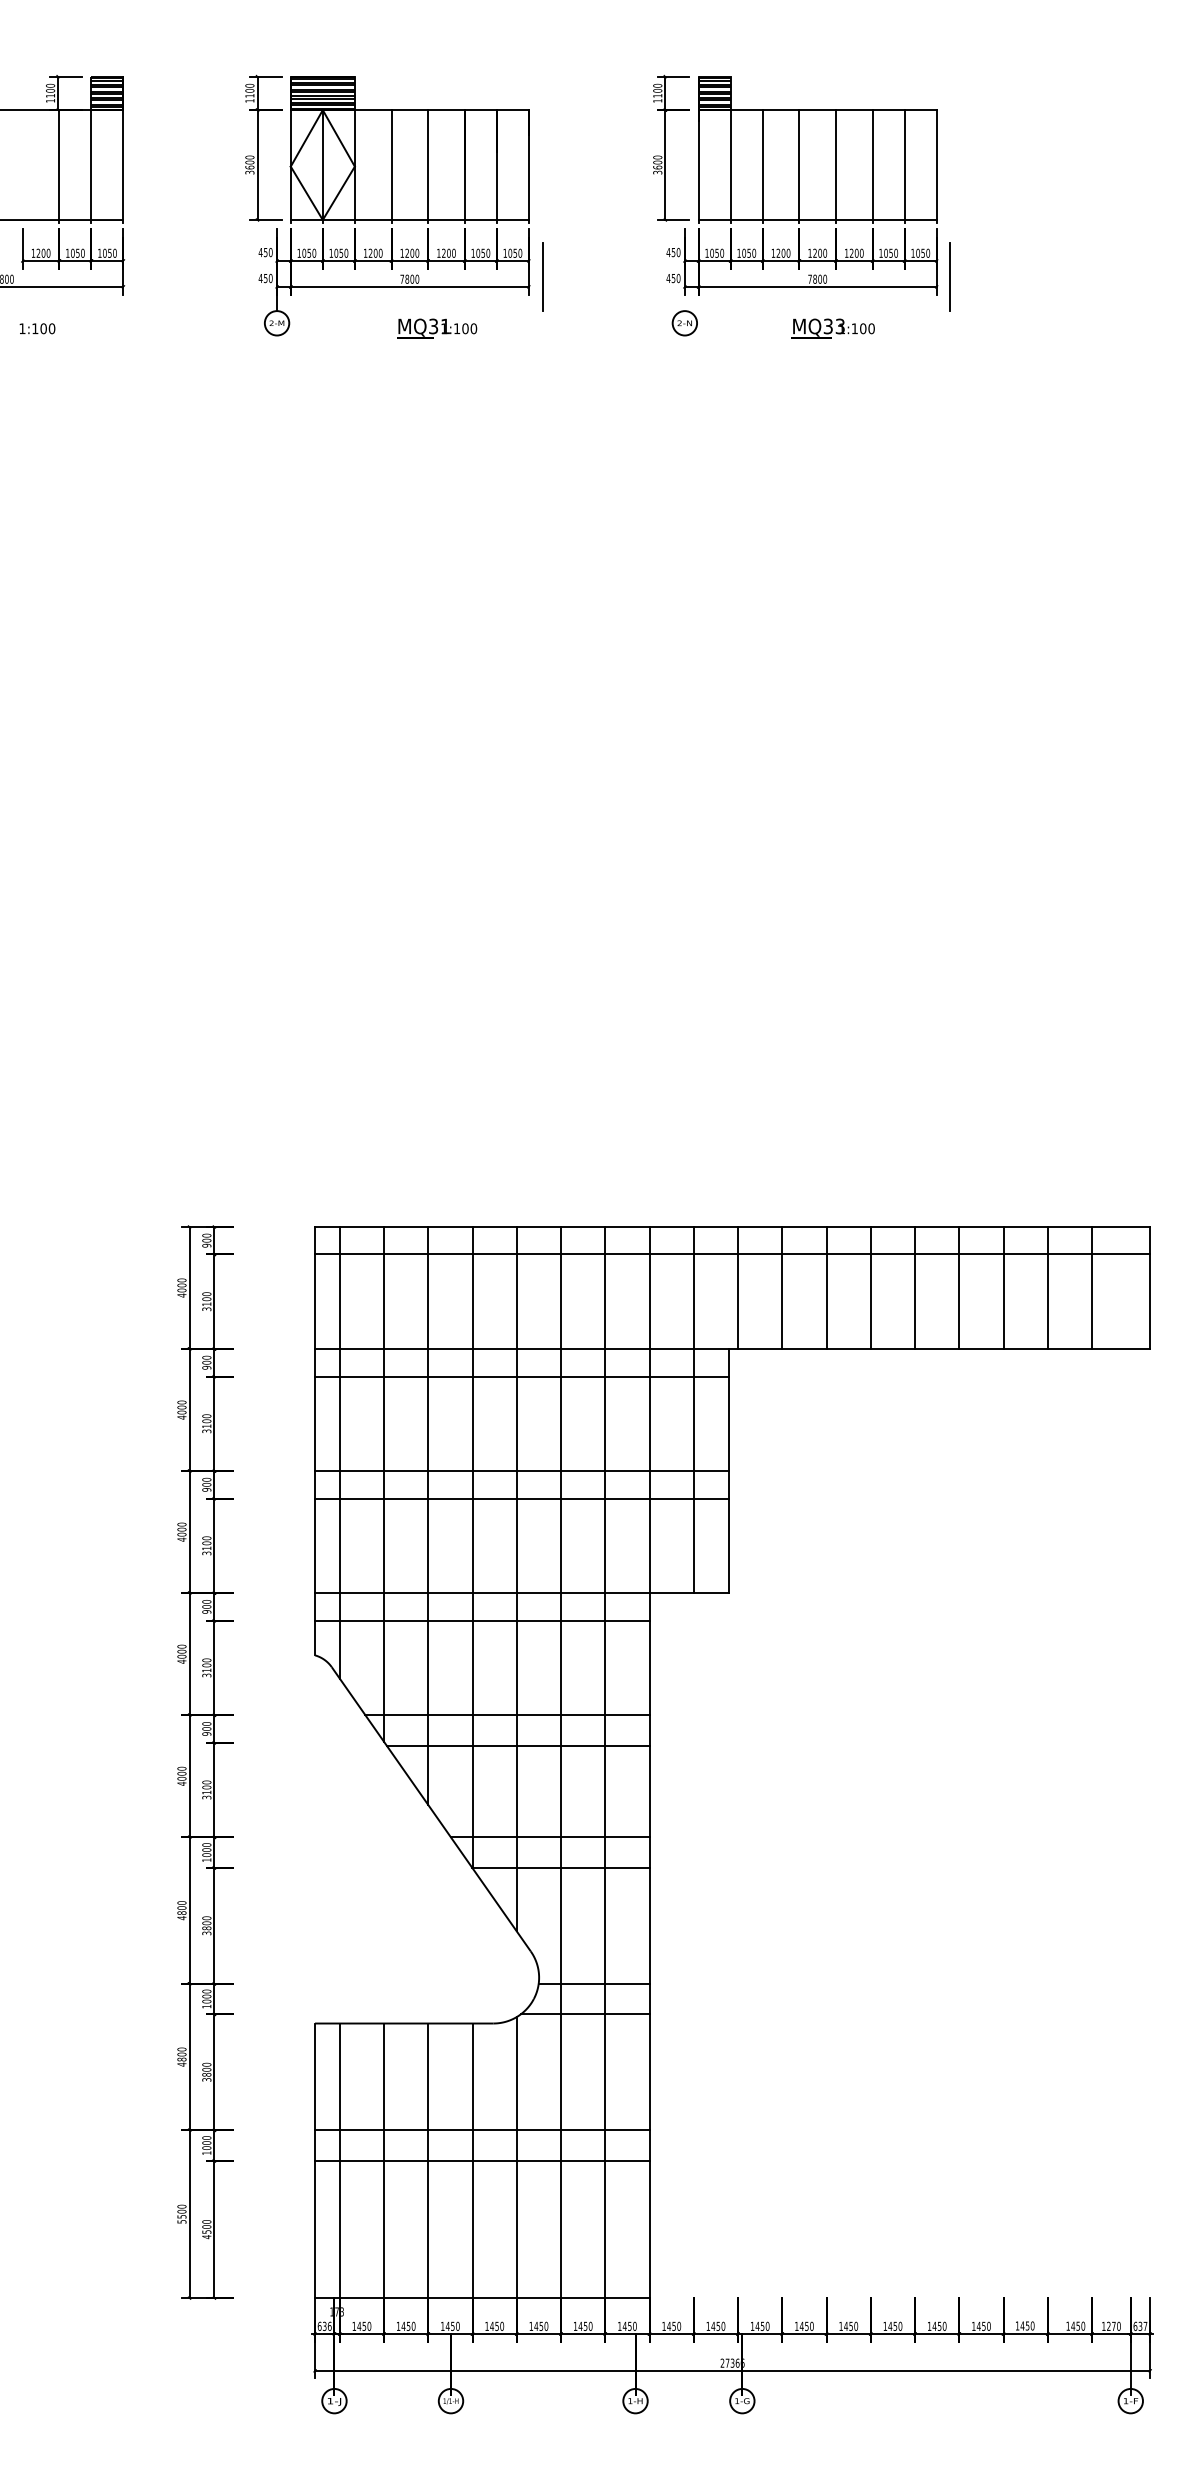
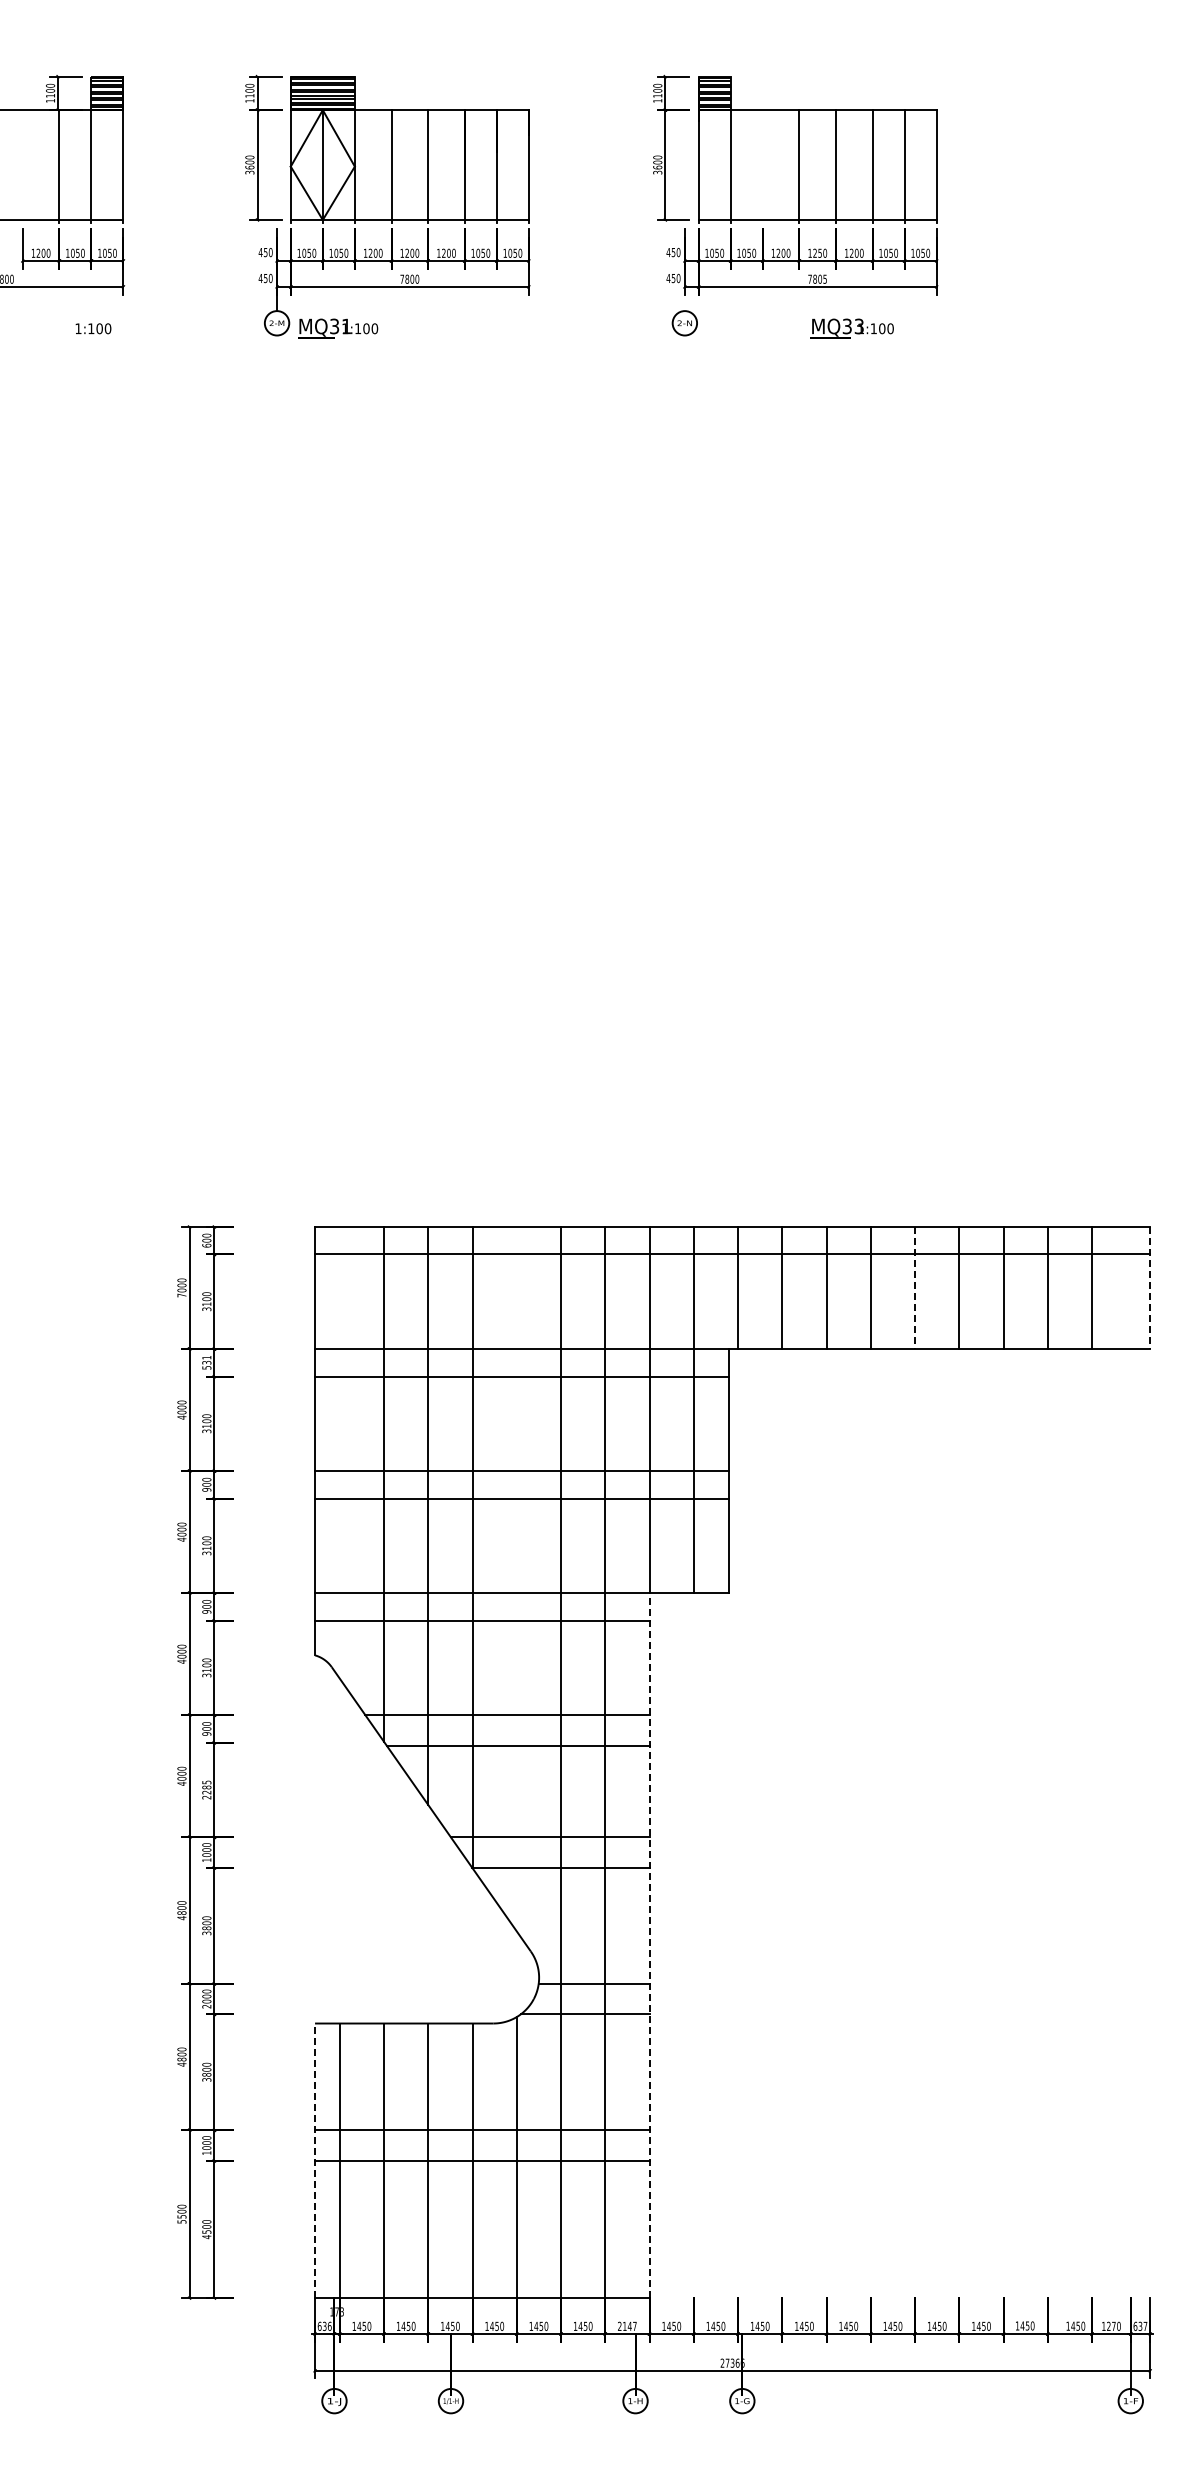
line: present -> none (762, 166)
text: 1200 -> 1250 (820, 252)
line: present -> none (542, 276)
line: present -> none (949, 276)
text: 7800 -> 7805 (825, 278)
text position: (37, 328) -> (93, 328) (93, 328)
text position: (437, 328) -> (338, 328) (338, 328)
text position: (832, 328) -> (851, 328) (851, 328)
text: 900 -> 600 (206, 1245)
line: solid -> dashed (915, 1288)
line: solid -> dashed (1150, 1288)
text: 4000 -> 7000 (181, 1295)
text: 900 -> 531 (206, 1362)
line: present -> none (339, 1452)
line: present -> none (516, 1578)
text: 3100 -> 2285 (206, 1789)
line: solid -> dashed (649, 1945)
text: 1000 -> 2000 (206, 2006)
line: solid -> dashed (315, 2160)
text: 1450 -> 2147 (627, 2325)
